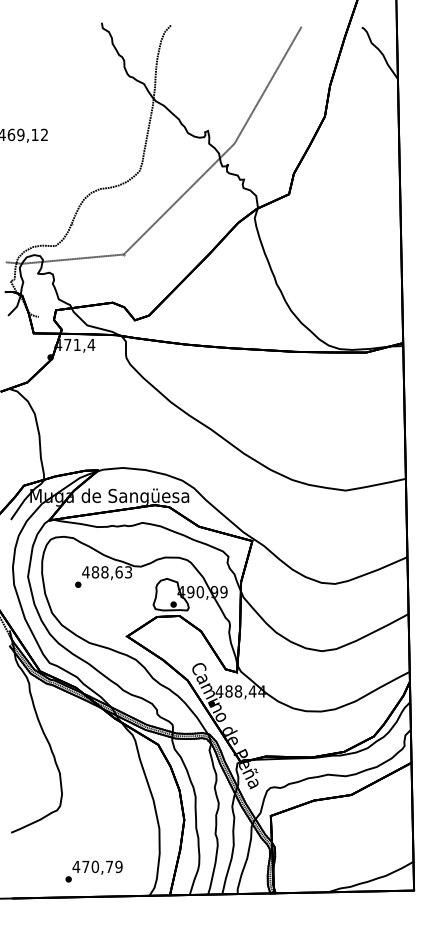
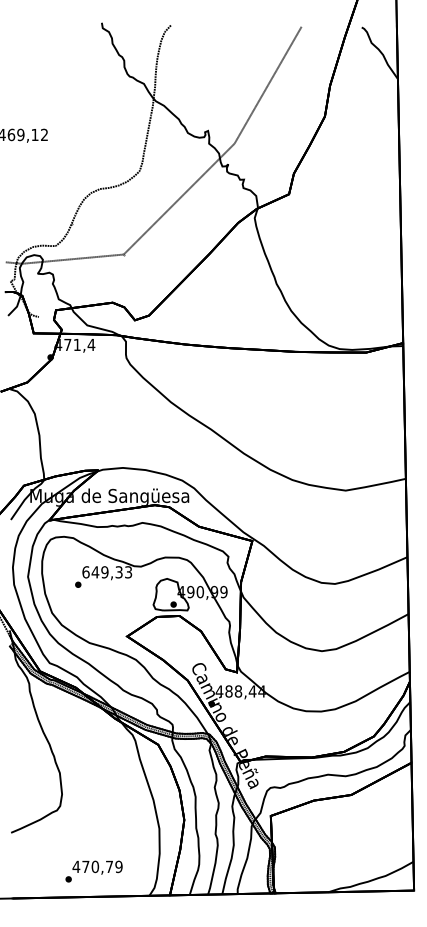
text: 488,63 -> 649,33 (102, 572)
